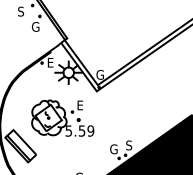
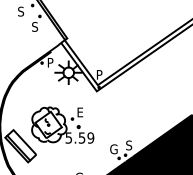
text: G -> S (35, 26)
text: E -> P (51, 62)
text: G -> P (99, 74)
part position: (62, 117) -> (62, 124) (62, 124)
